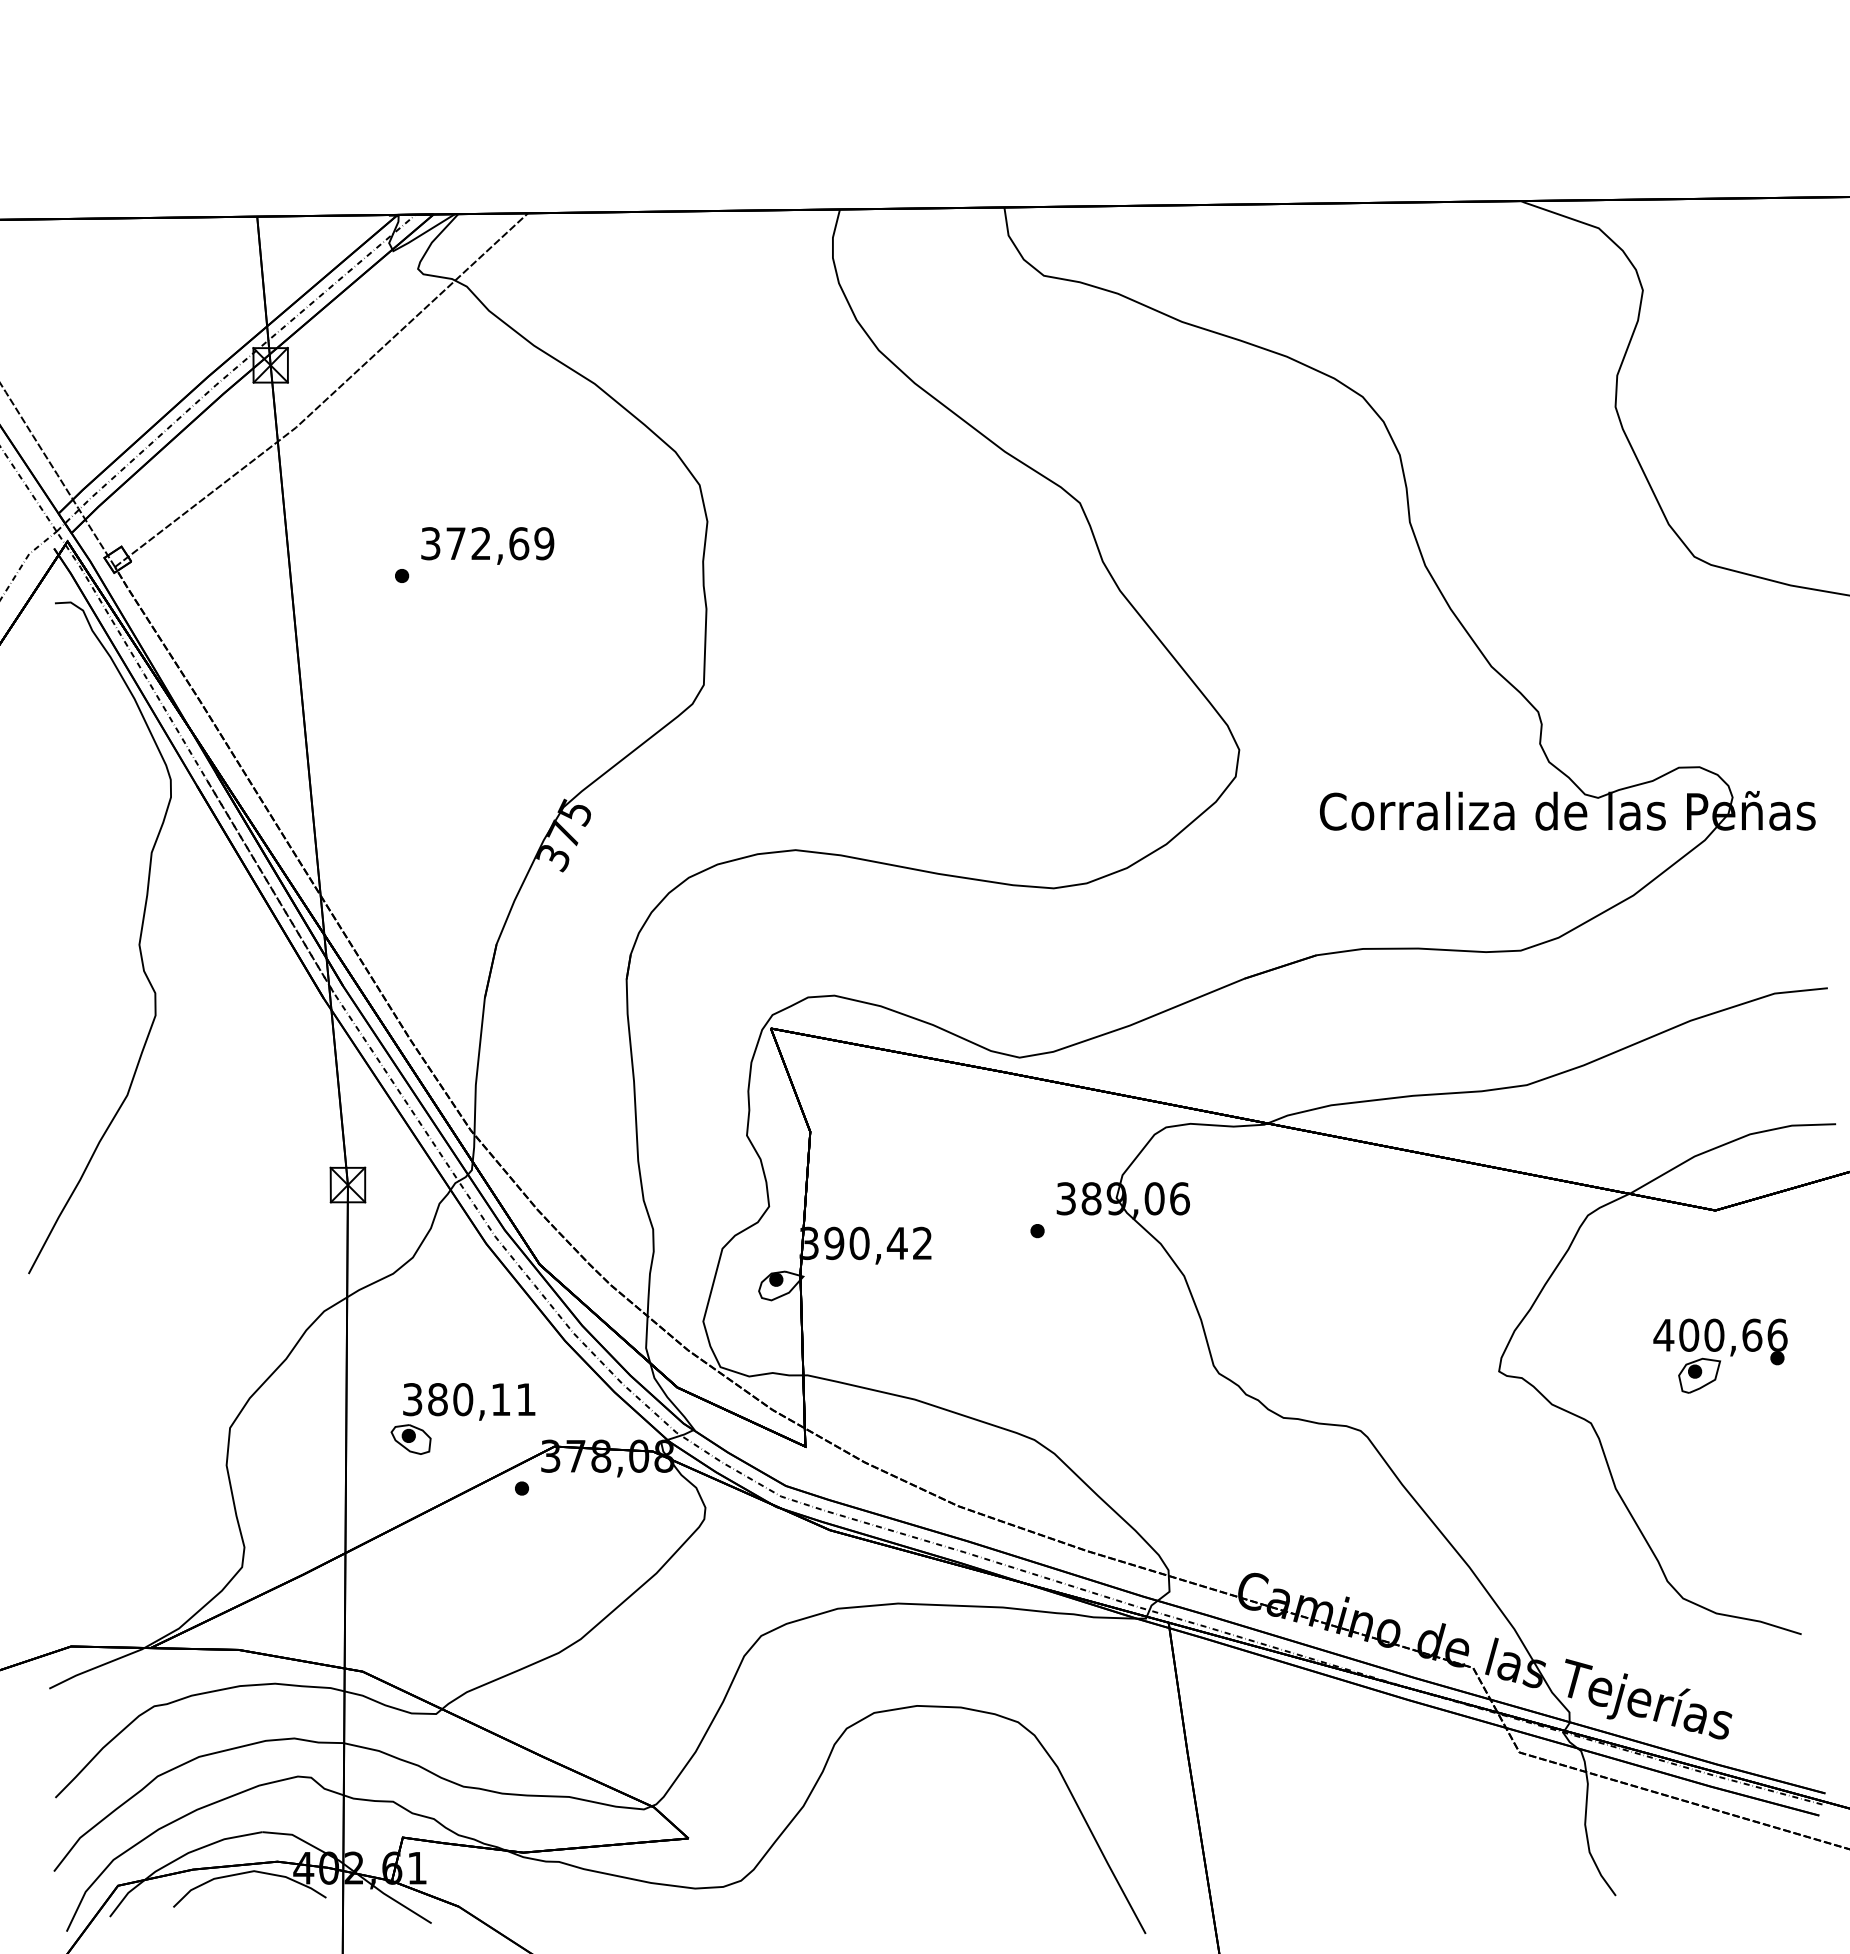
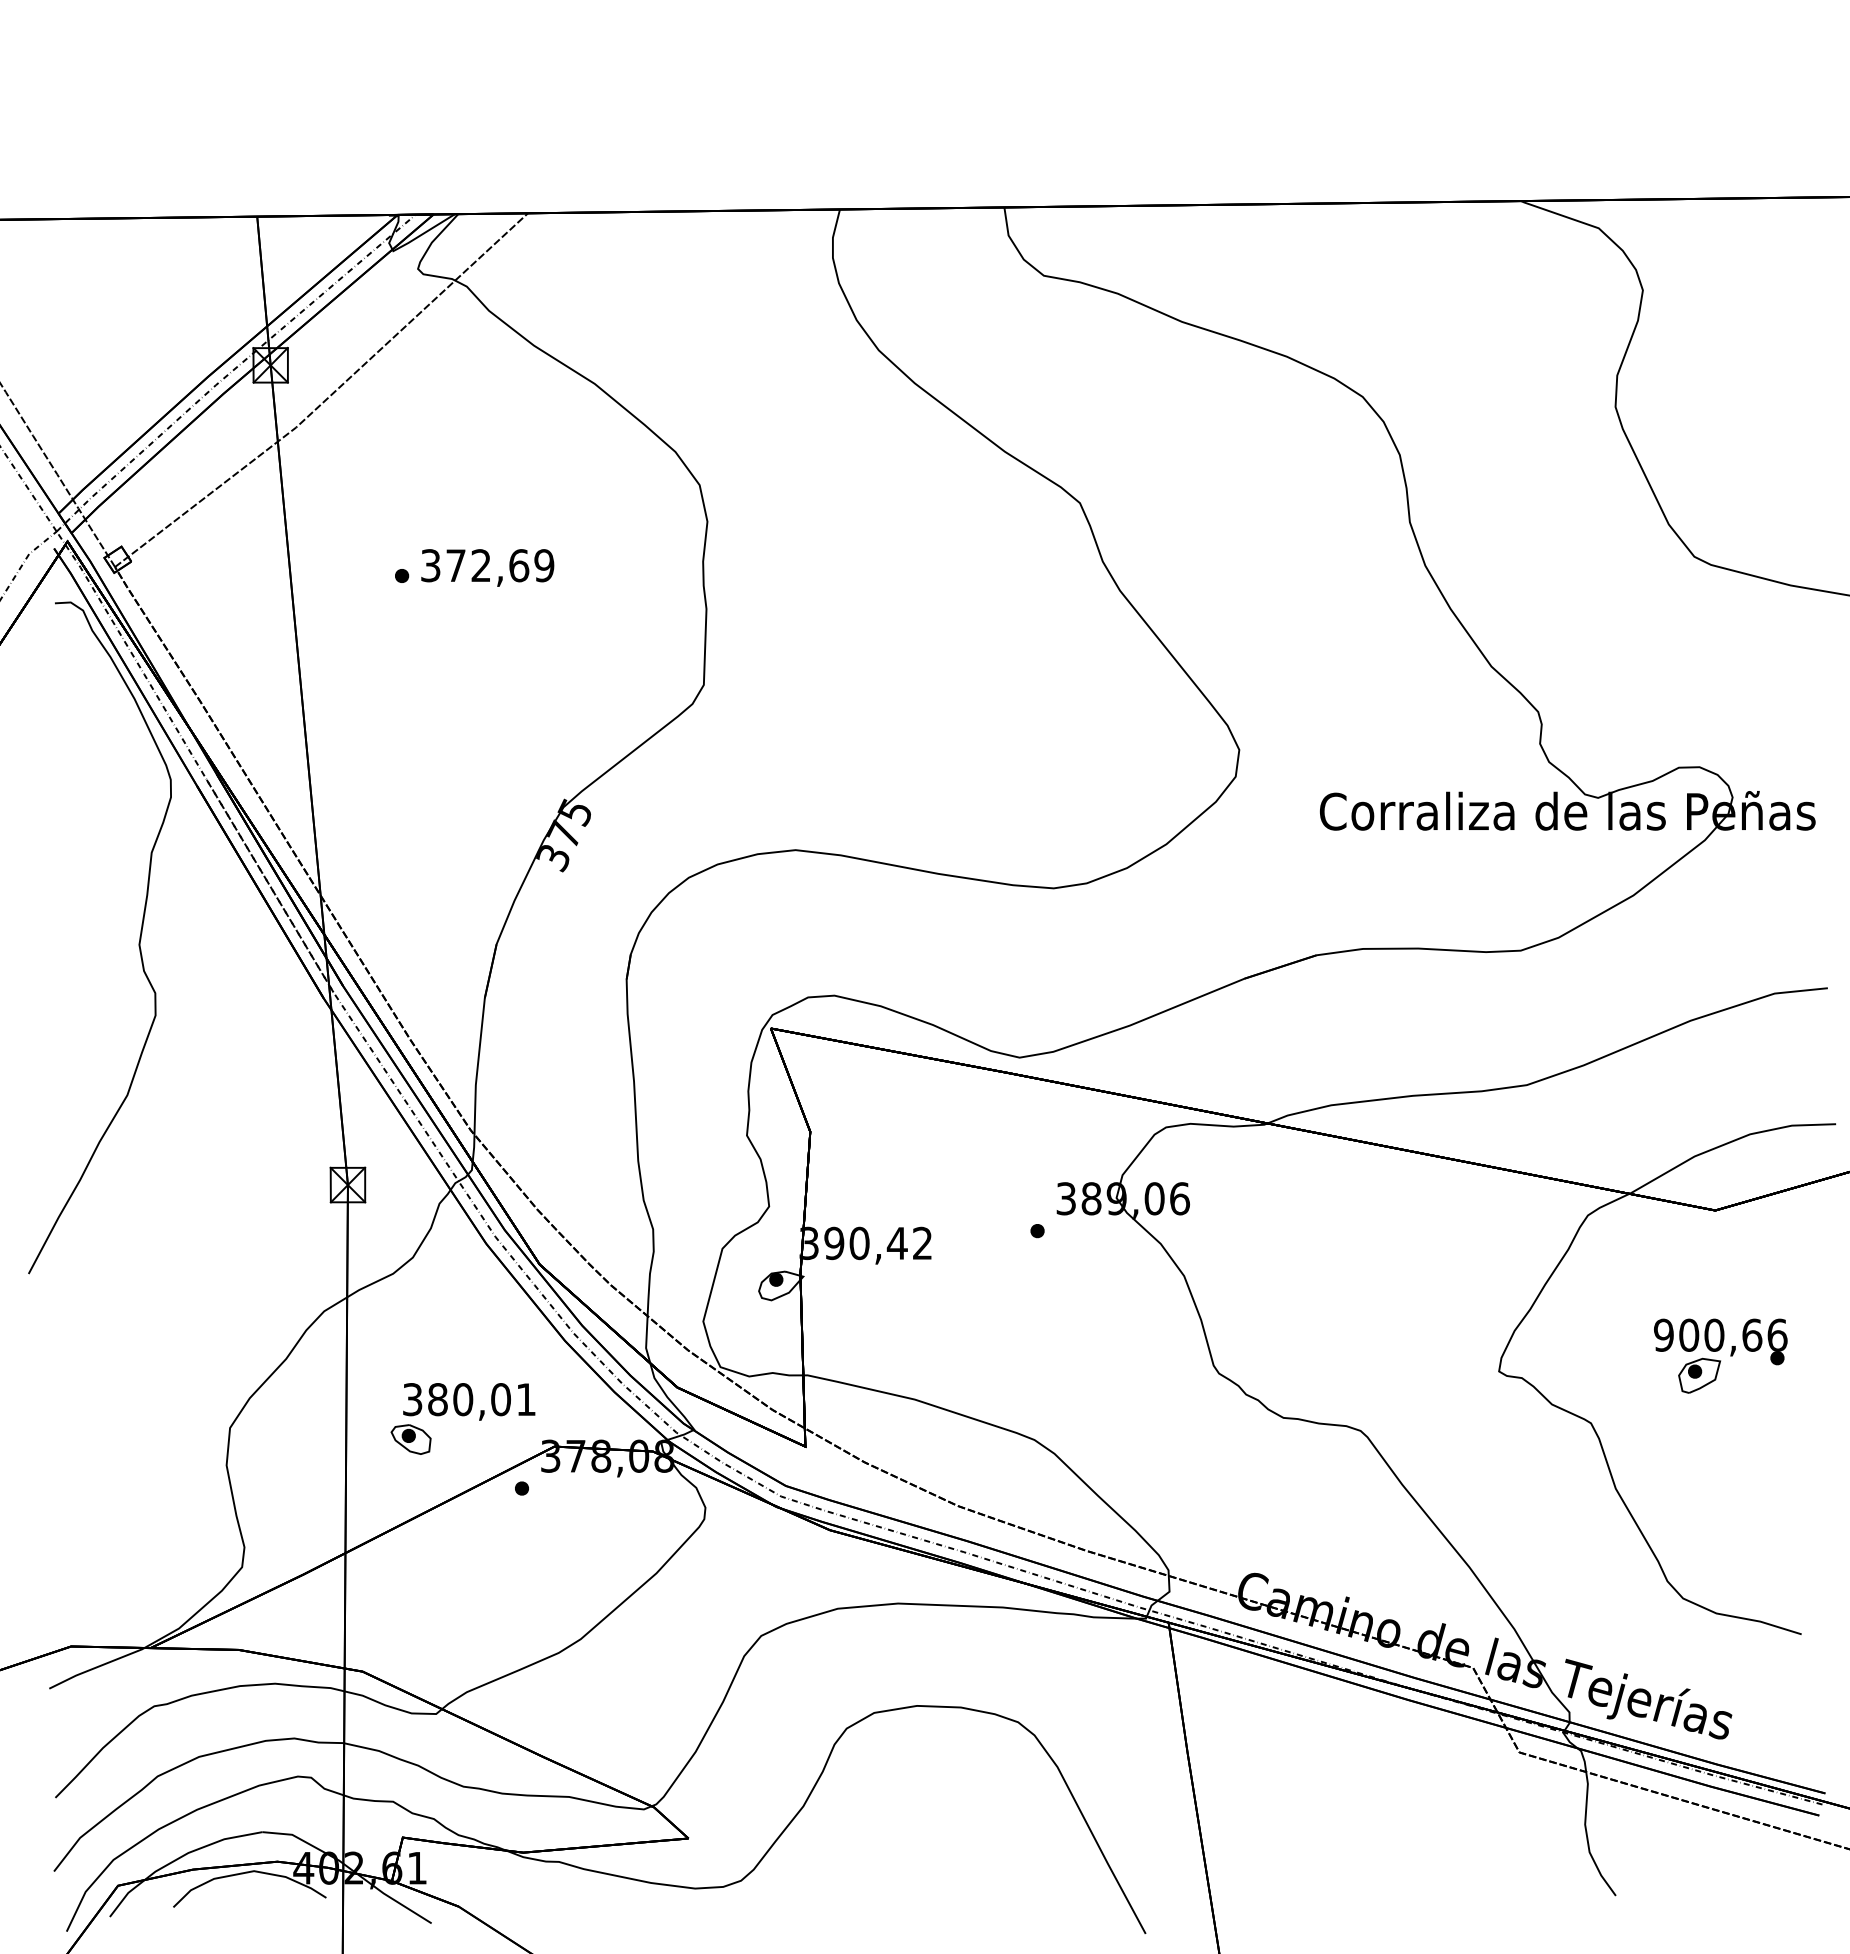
text position: (487, 545) -> (487, 567) (487, 567)
text: 400,66 -> 900,66 (1663, 1334)
text: 380,11 -> 380,01 (500, 1399)
